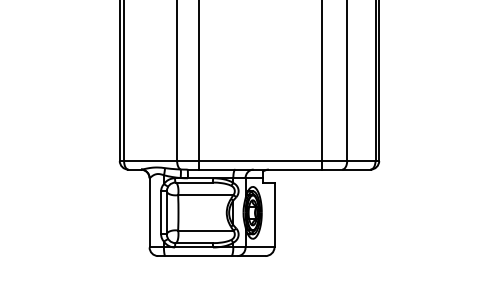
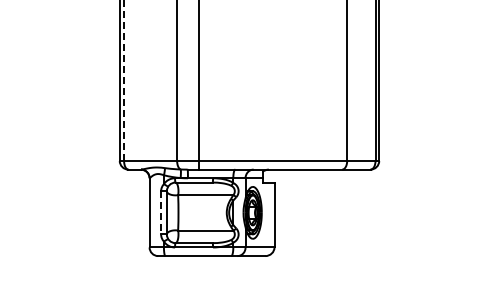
line: solid -> dashed (124, 80)
line: present -> none (322, 85)
line: solid -> dashed (161, 212)
